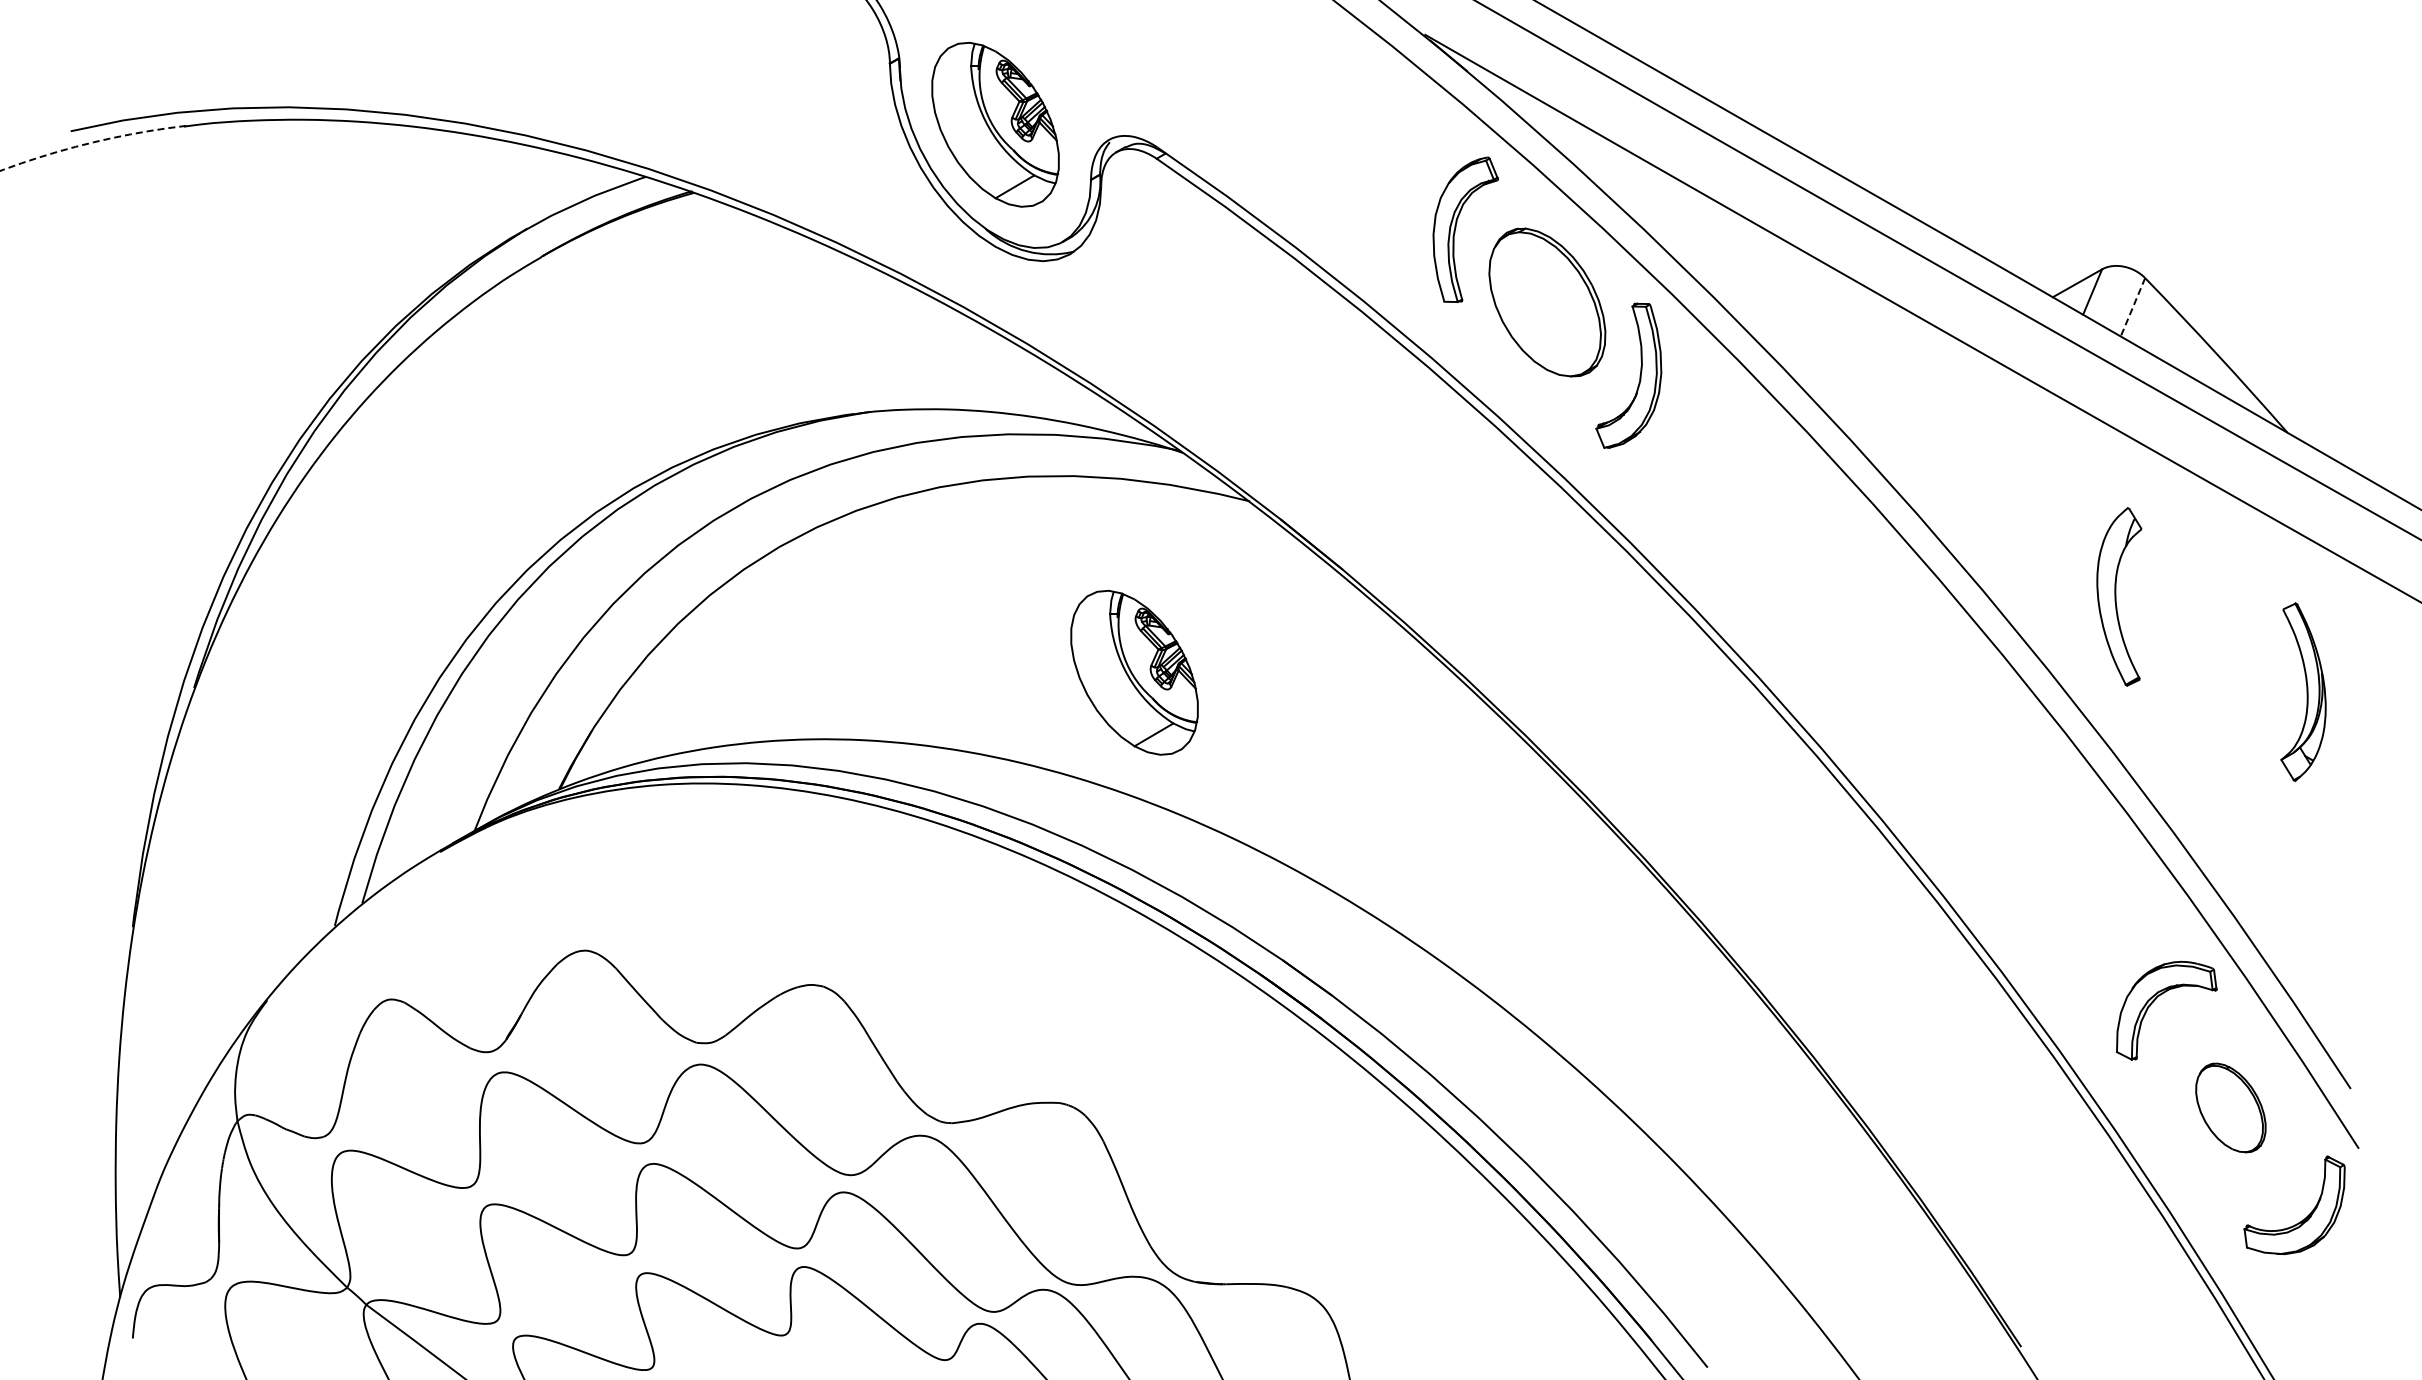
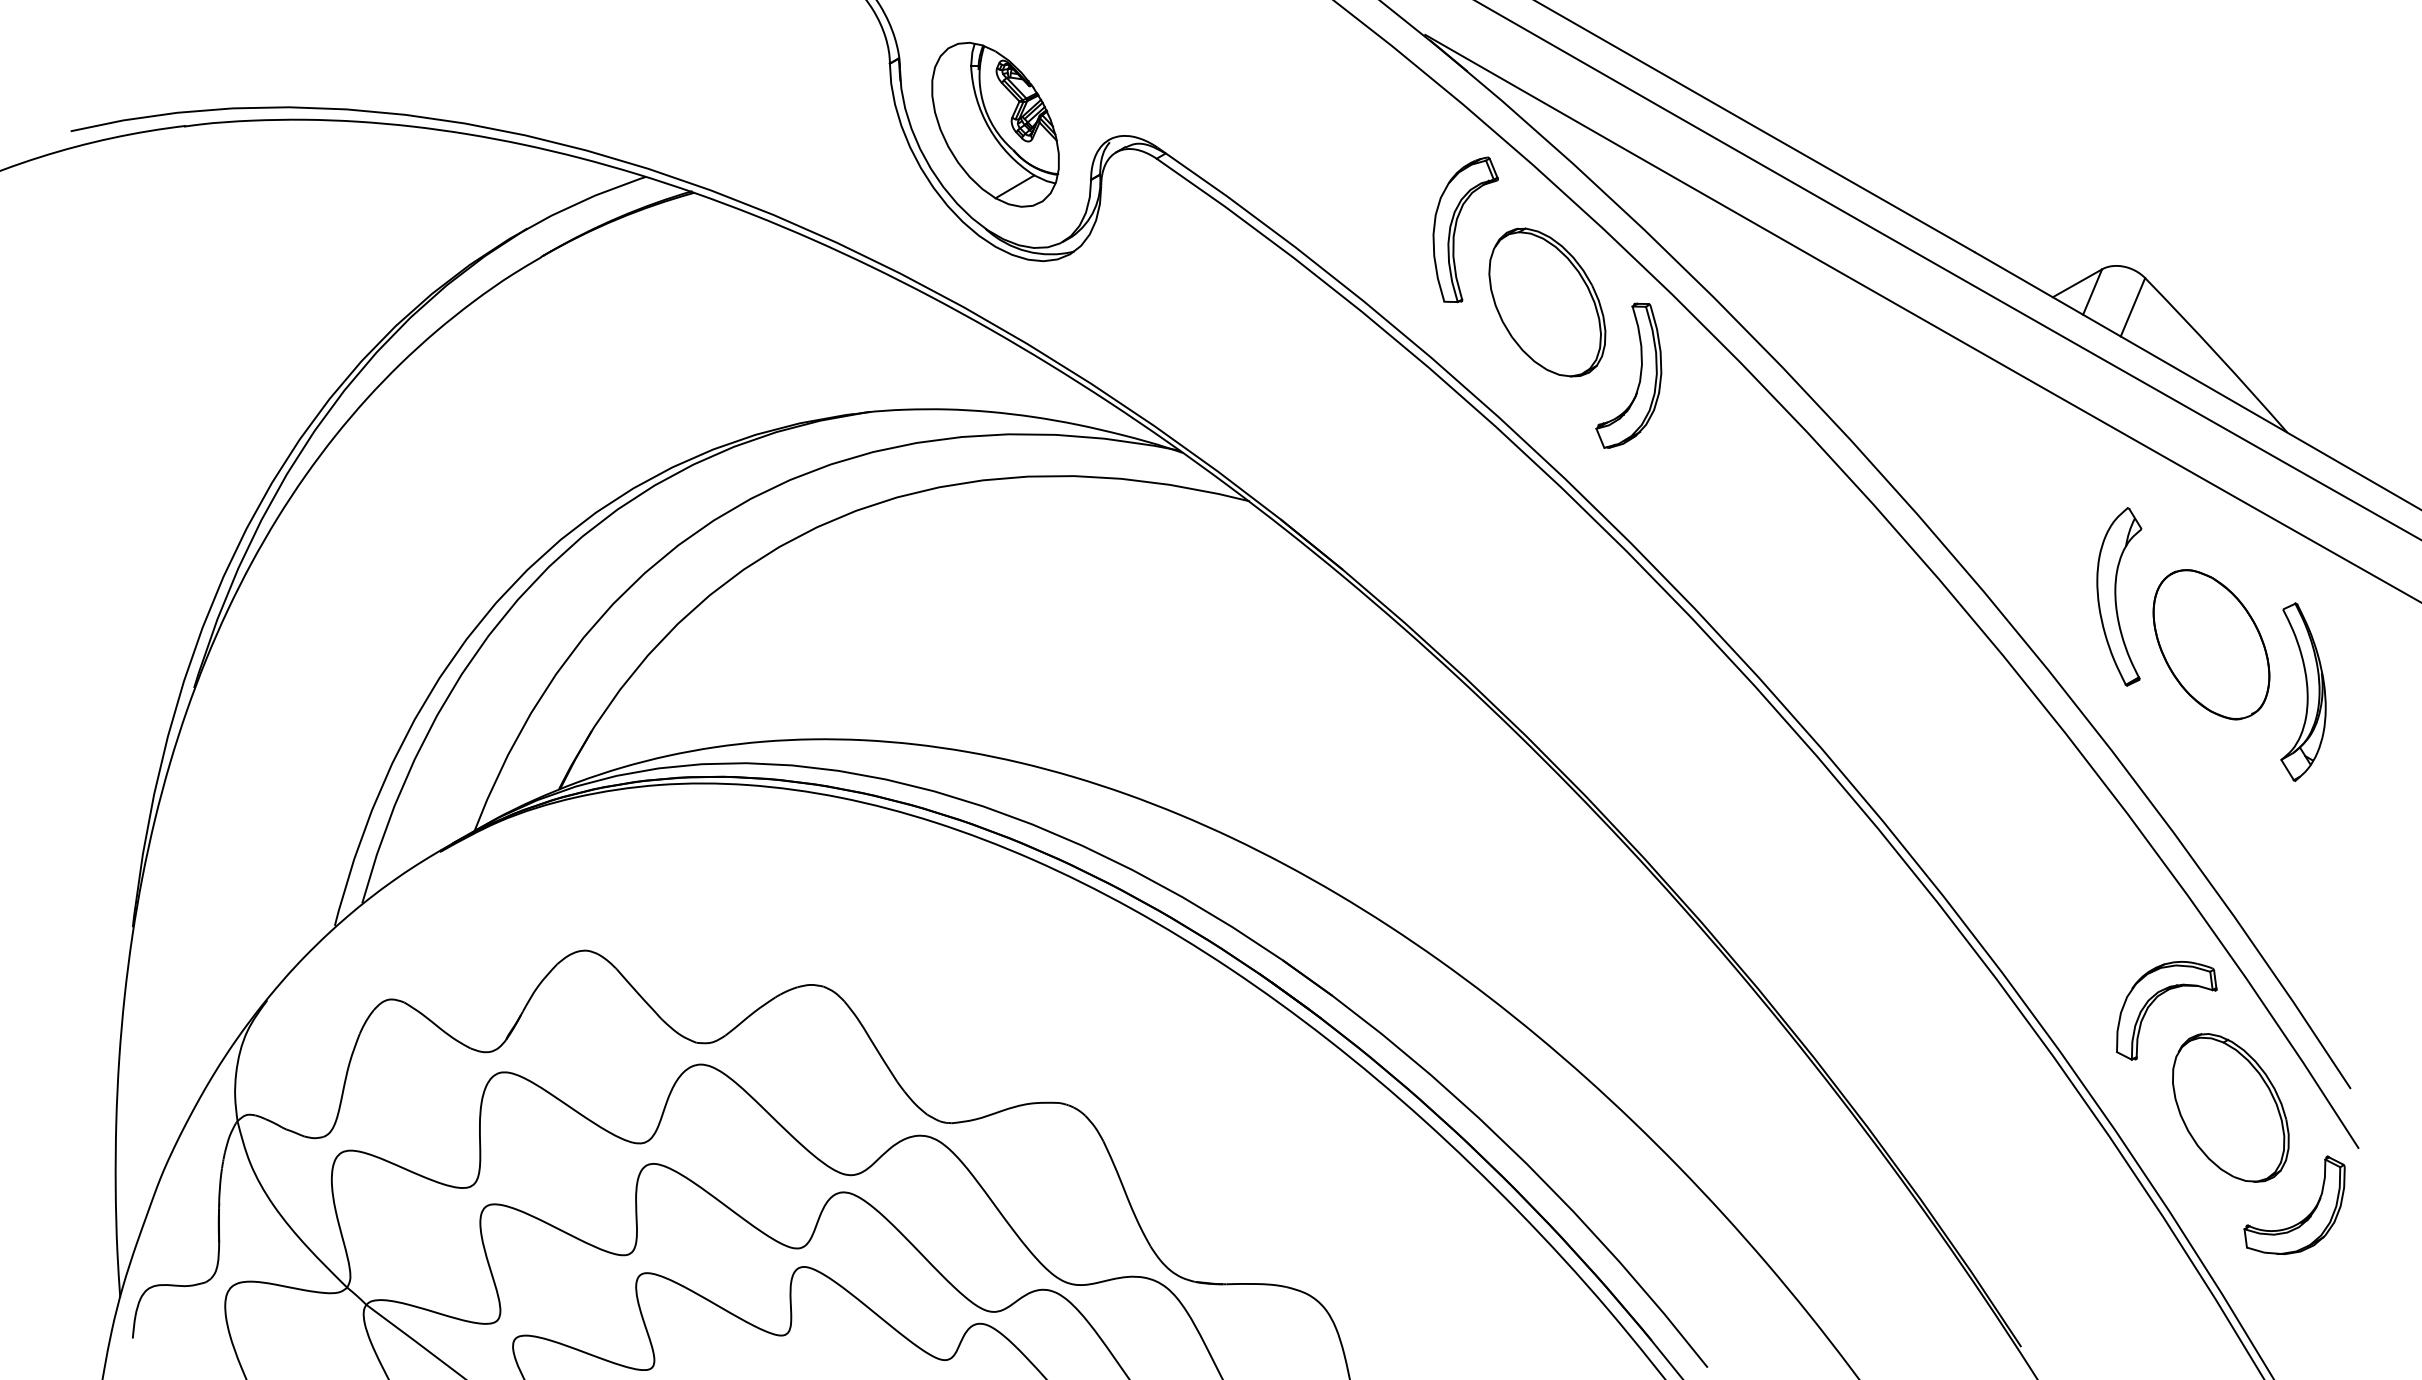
arc: dashed -> solid (91, 142)
line: dashed -> solid (2132, 307)
part: none -> present (2211, 644)
part: present -> none (1134, 672)
part size: 72x92 px -> 118x150 px (2230, 1107)
